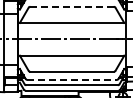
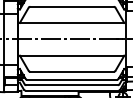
line: dashed -> solid (72, 6)
line: dashed -> solid (72, 79)
